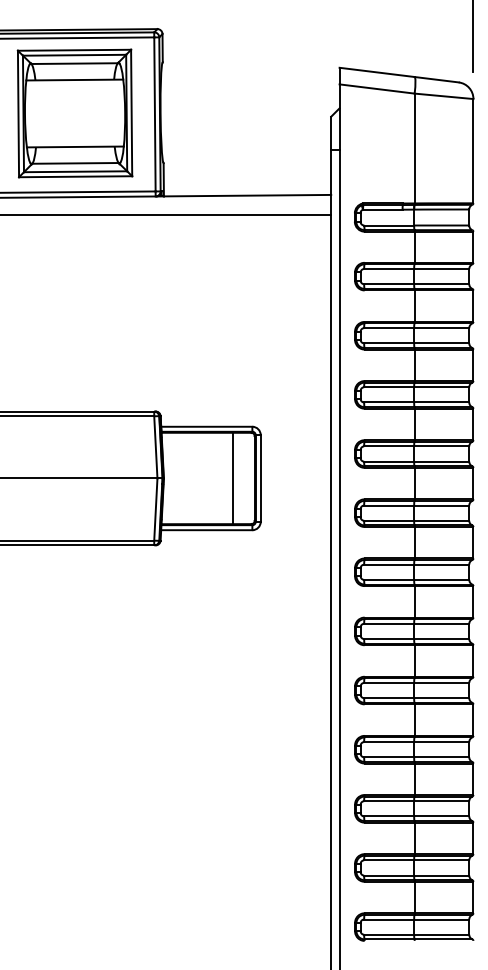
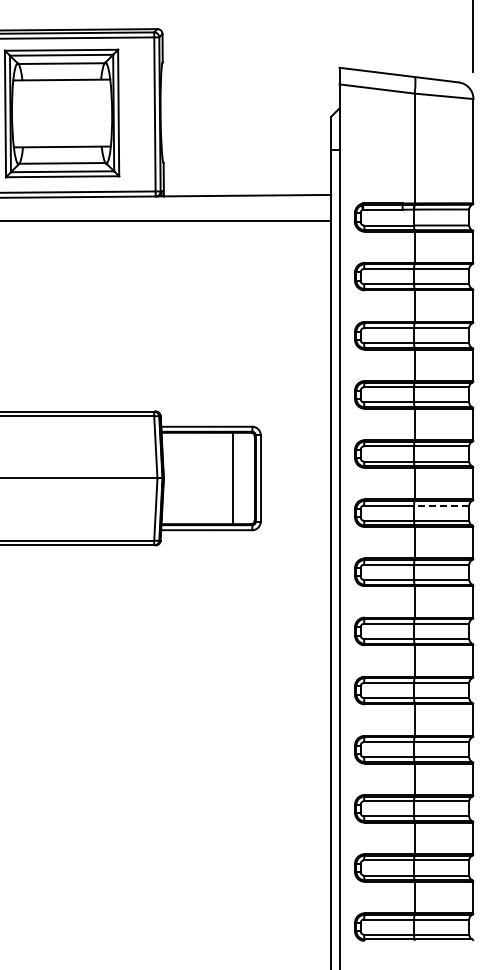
part position: (74, 113) -> (61, 113) (61, 113)
line position: (166, 214) -> (166, 220) (166, 220)
line: solid -> dashed (441, 505)
